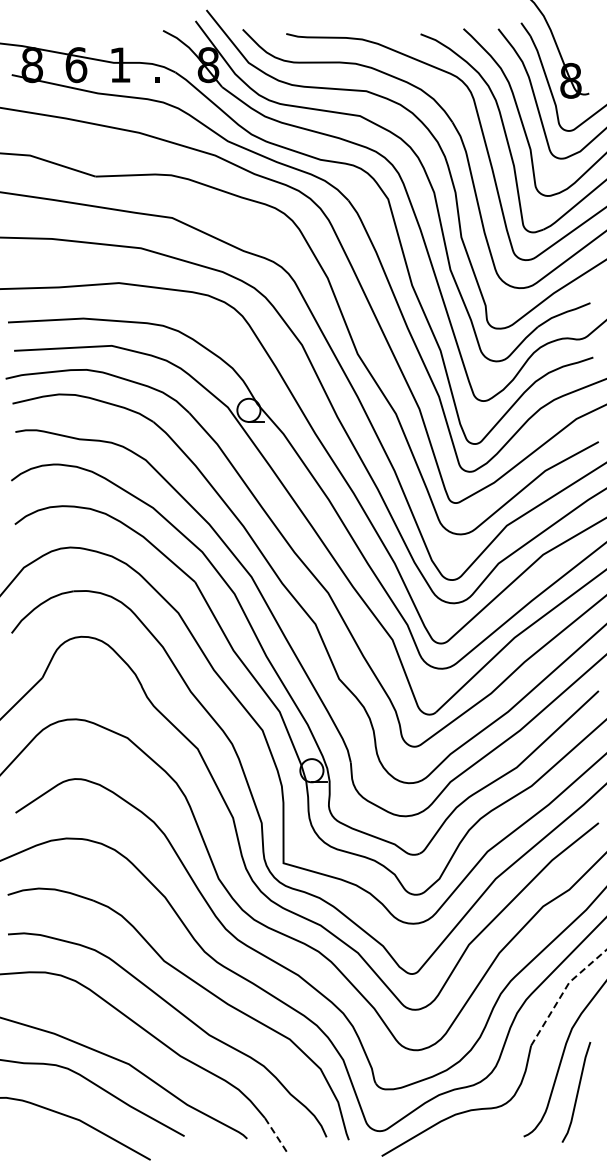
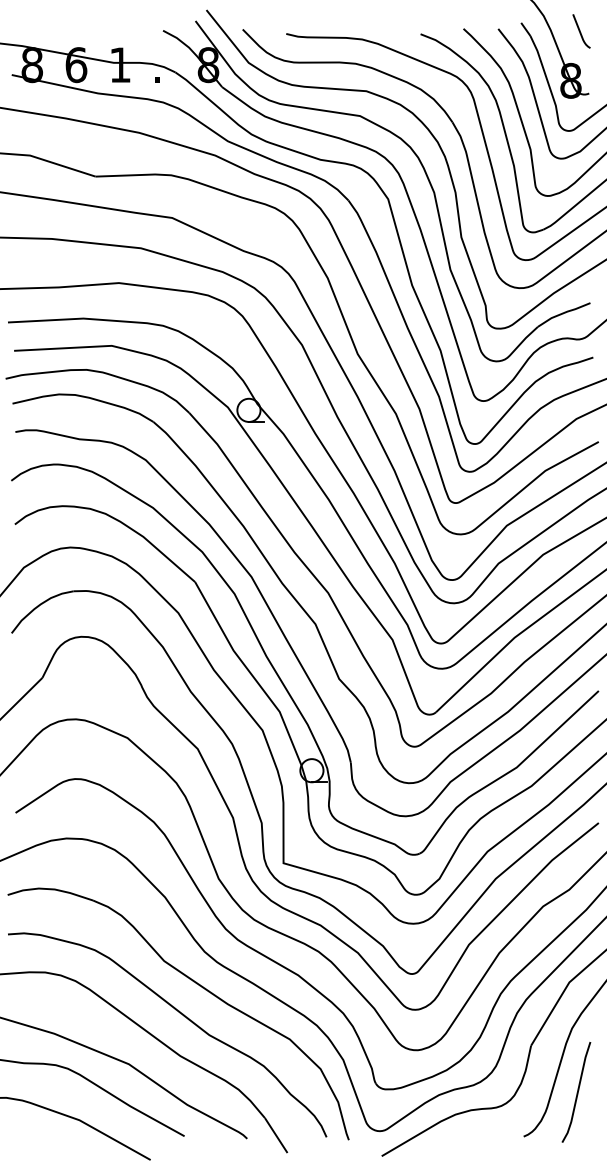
curve: none -> present (580, 31)
line: dashed -> solid (563, 992)
line: dashed -> solid (276, 1135)
